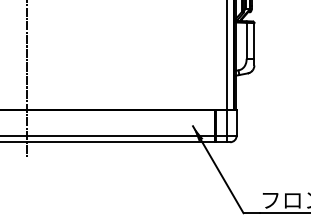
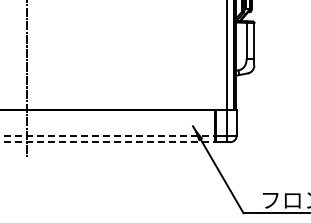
line: solid -> dashed (107, 135)
line: solid -> dashed (107, 142)
